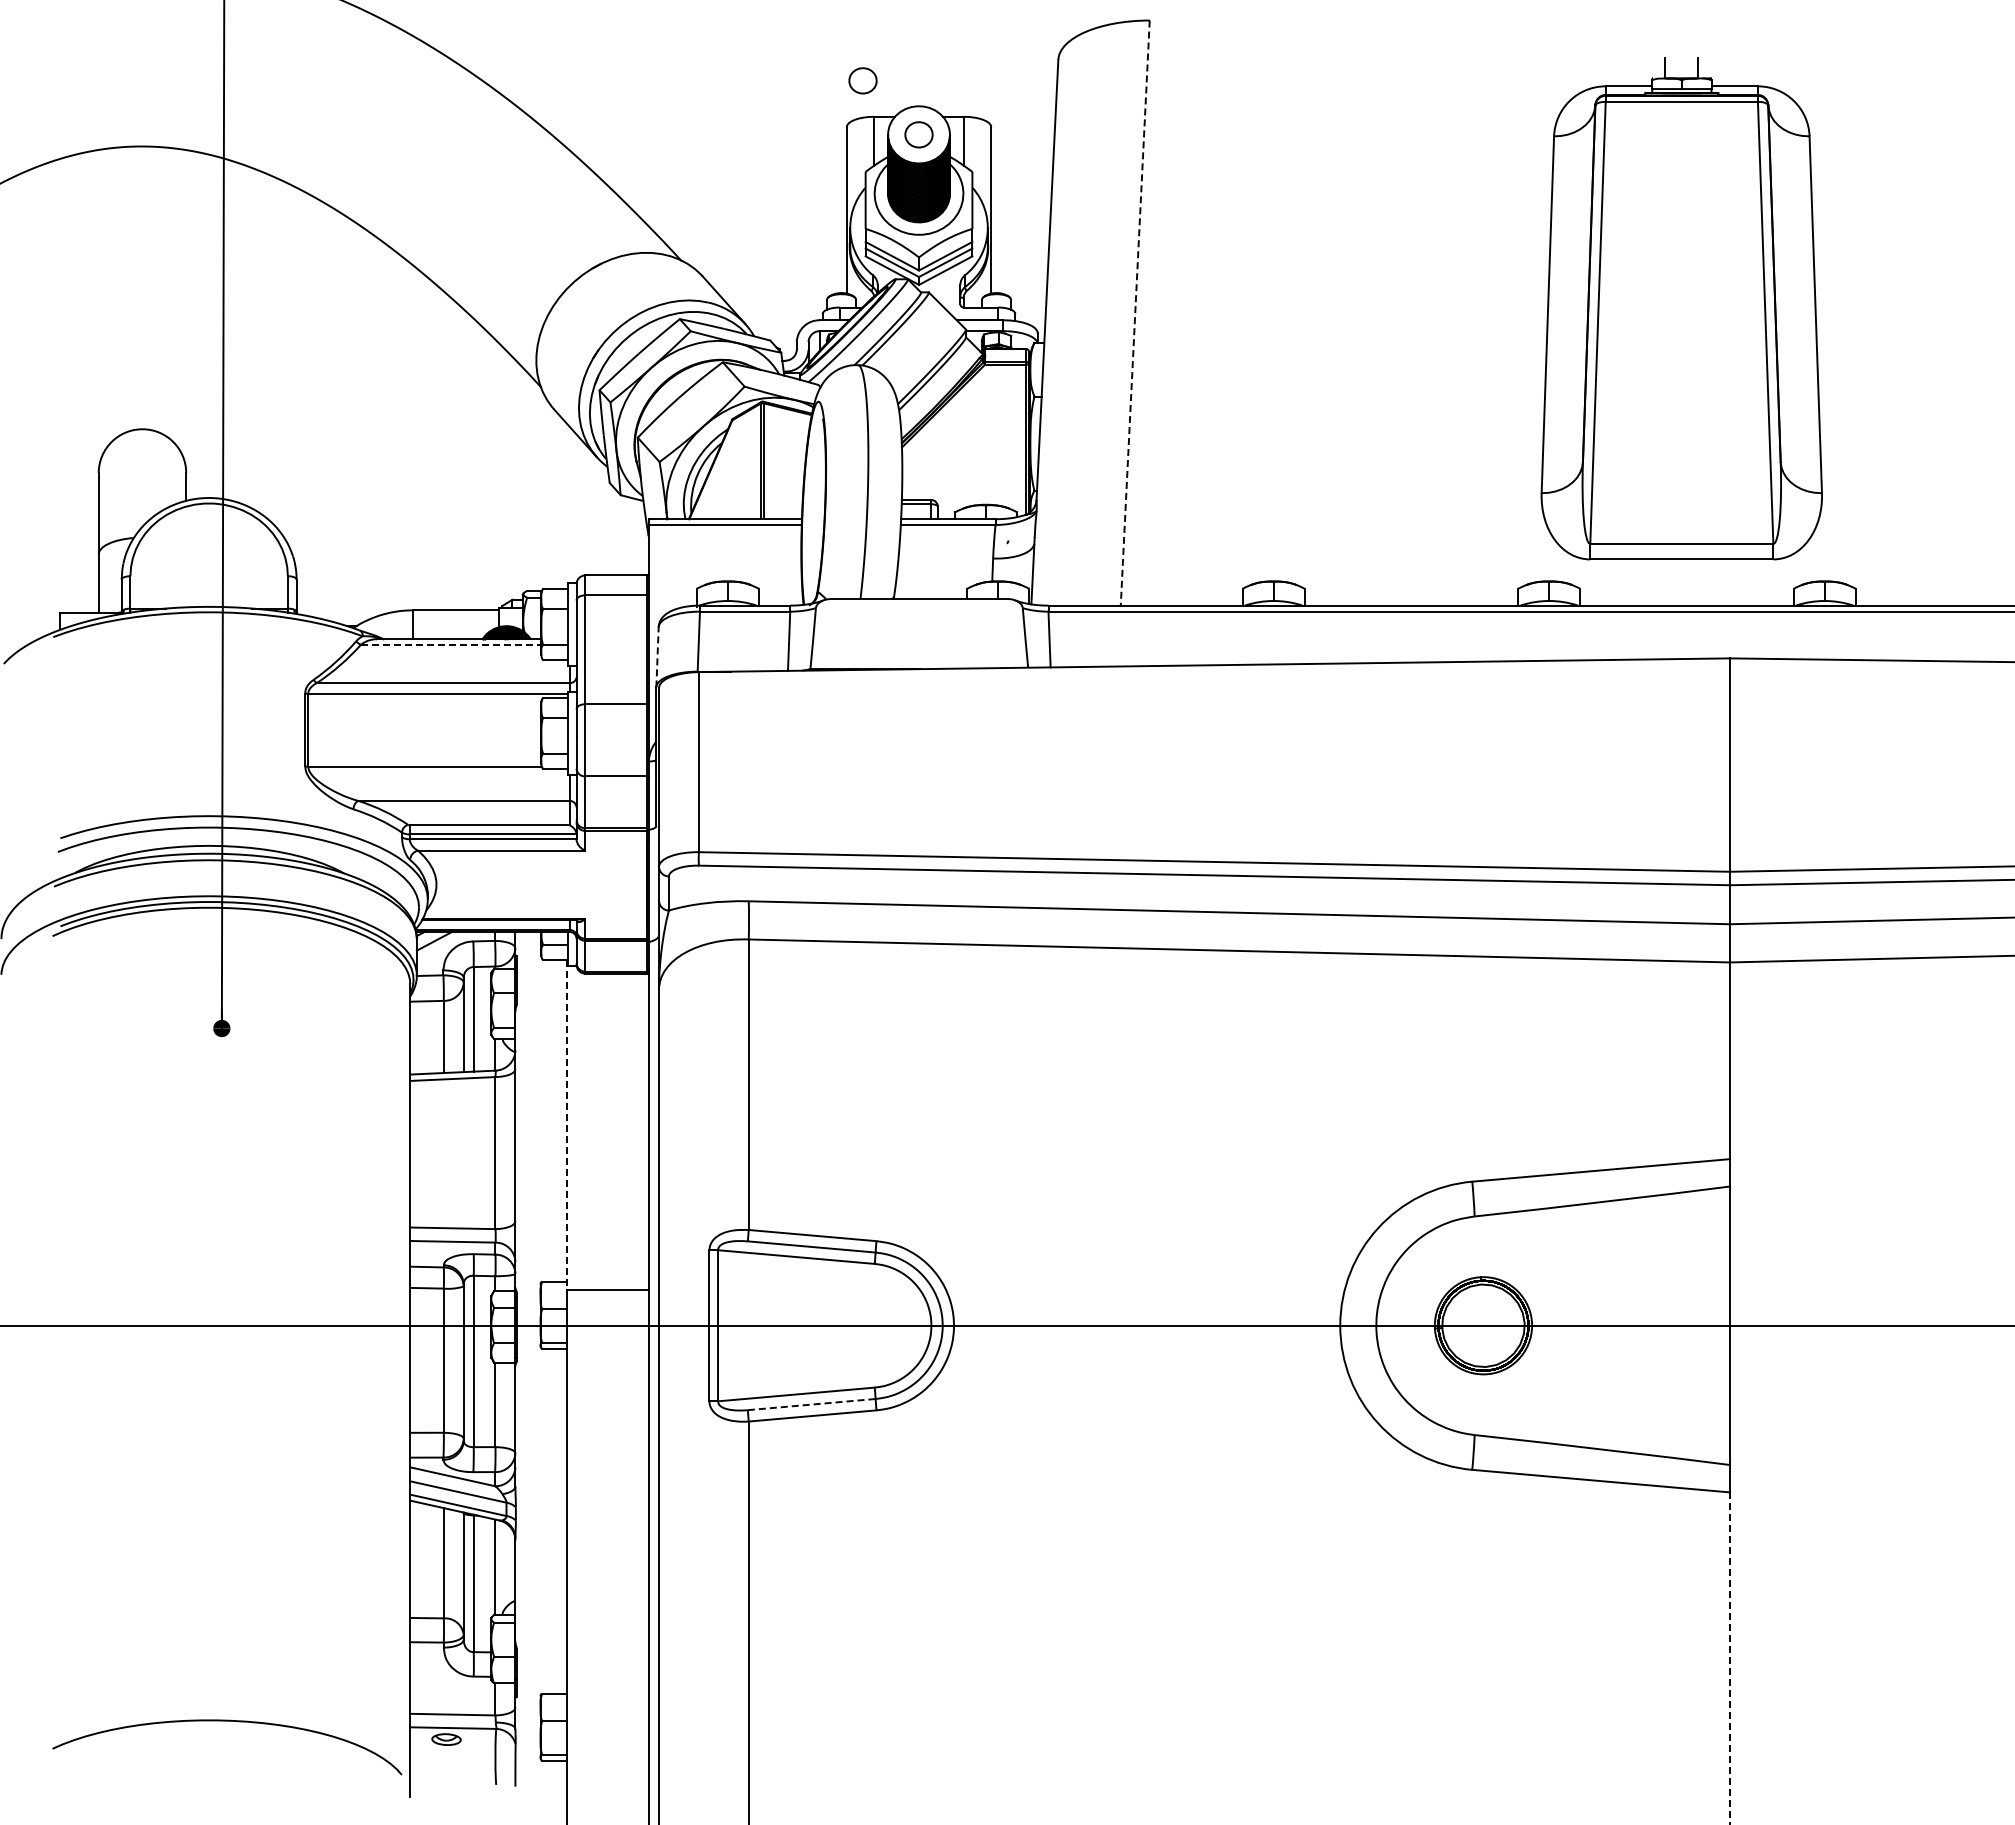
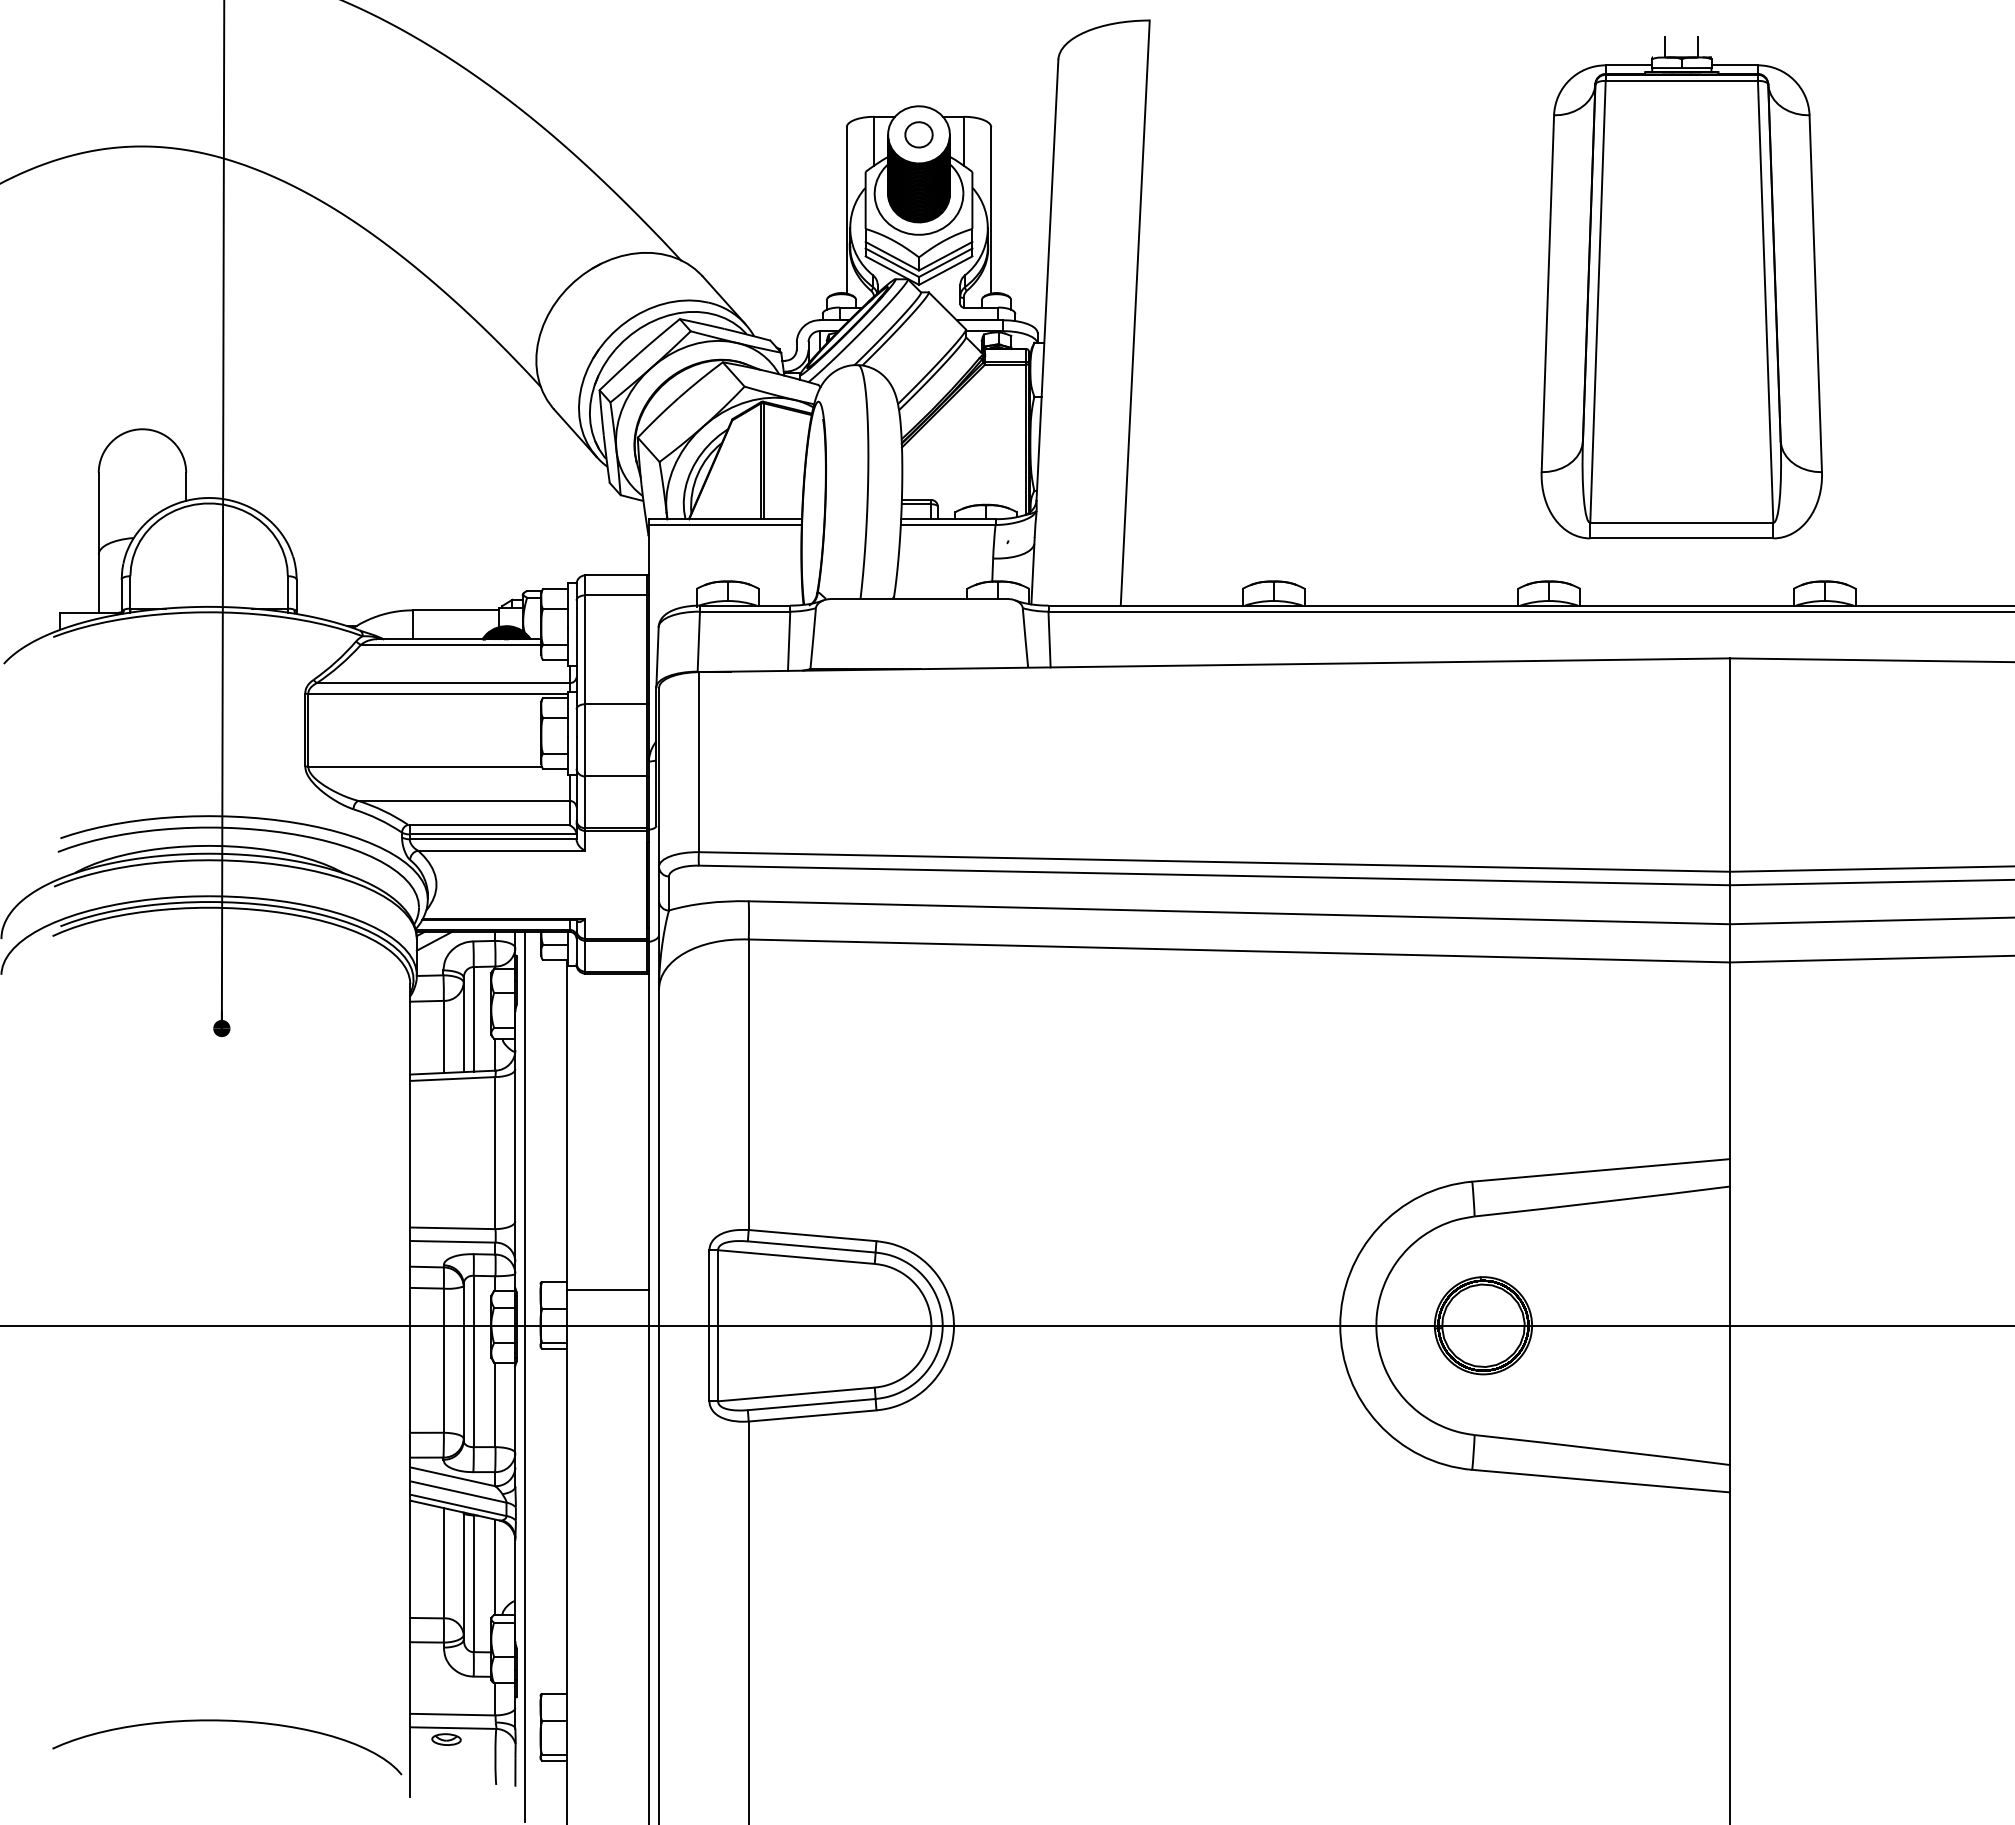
part: present -> none (862, 80)
part position: (1681, 308) -> (1681, 287) (1681, 287)
line: dashed -> solid (1135, 313)
line: dashed -> solid (451, 644)
line: dashed -> solid (657, 656)
line: dashed -> solid (567, 1124)
line: none -> present (525, 1376)
line: dashed -> solid (812, 1404)
line: dashed -> solid (1730, 1658)
